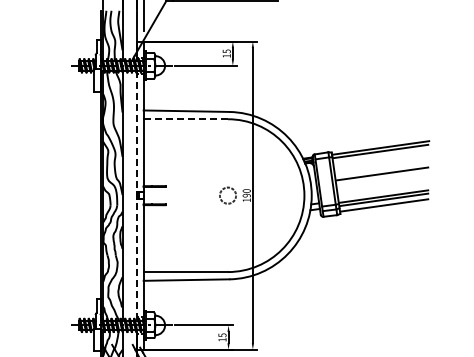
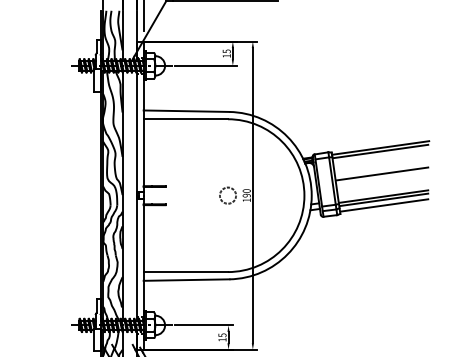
line: dashed -> solid (185, 119)
line: dashed -> solid (137, 195)
